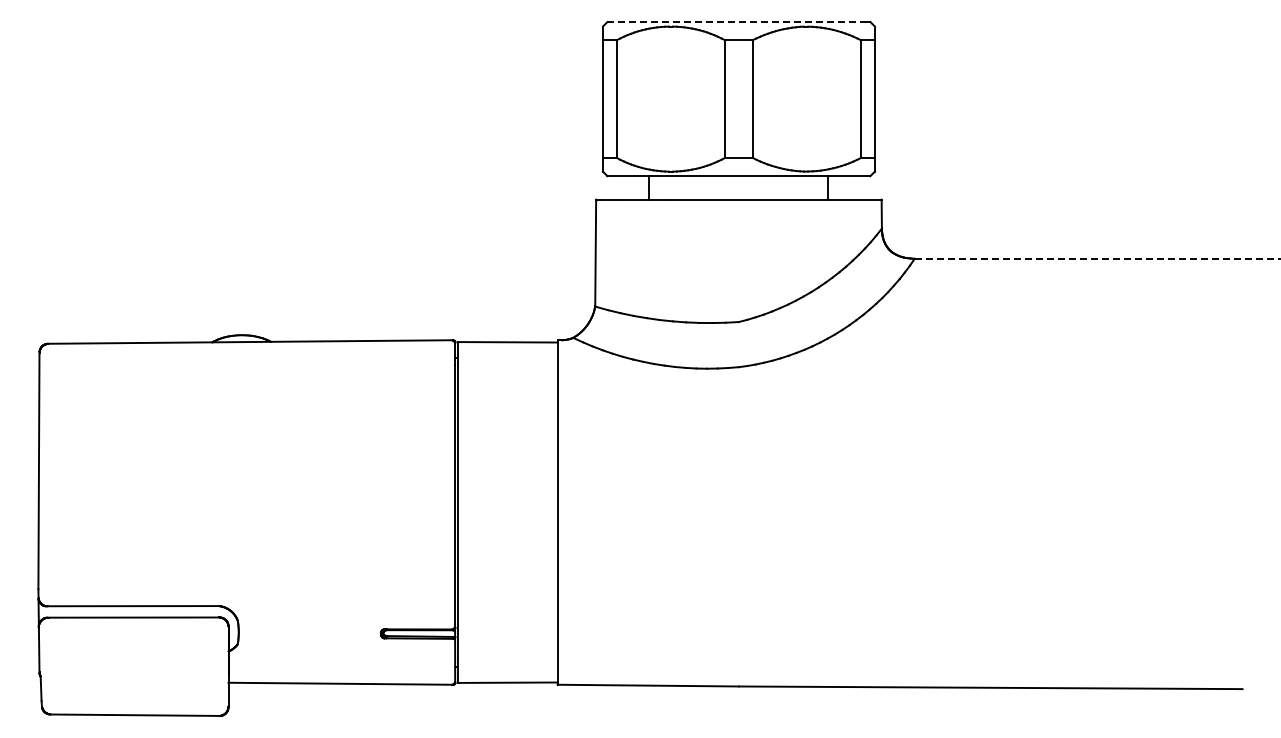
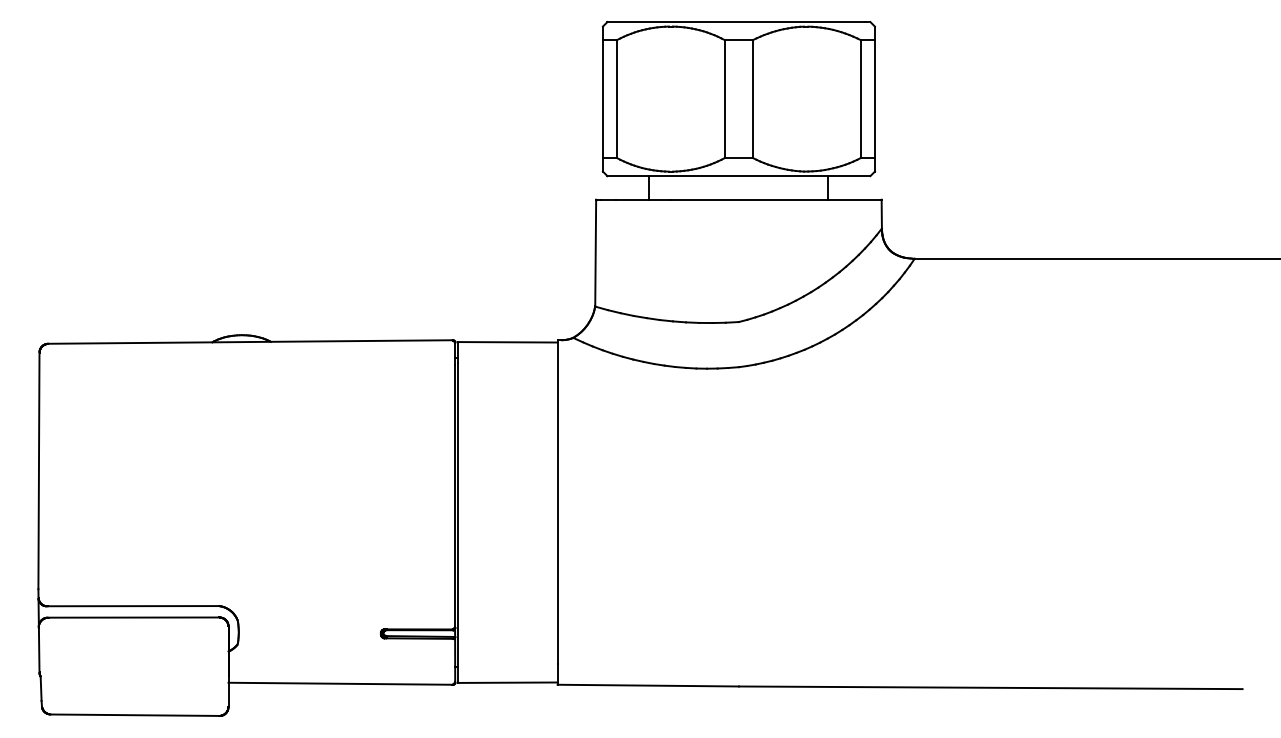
line: dashed -> solid (736, 22)
line: dashed -> solid (1097, 258)
